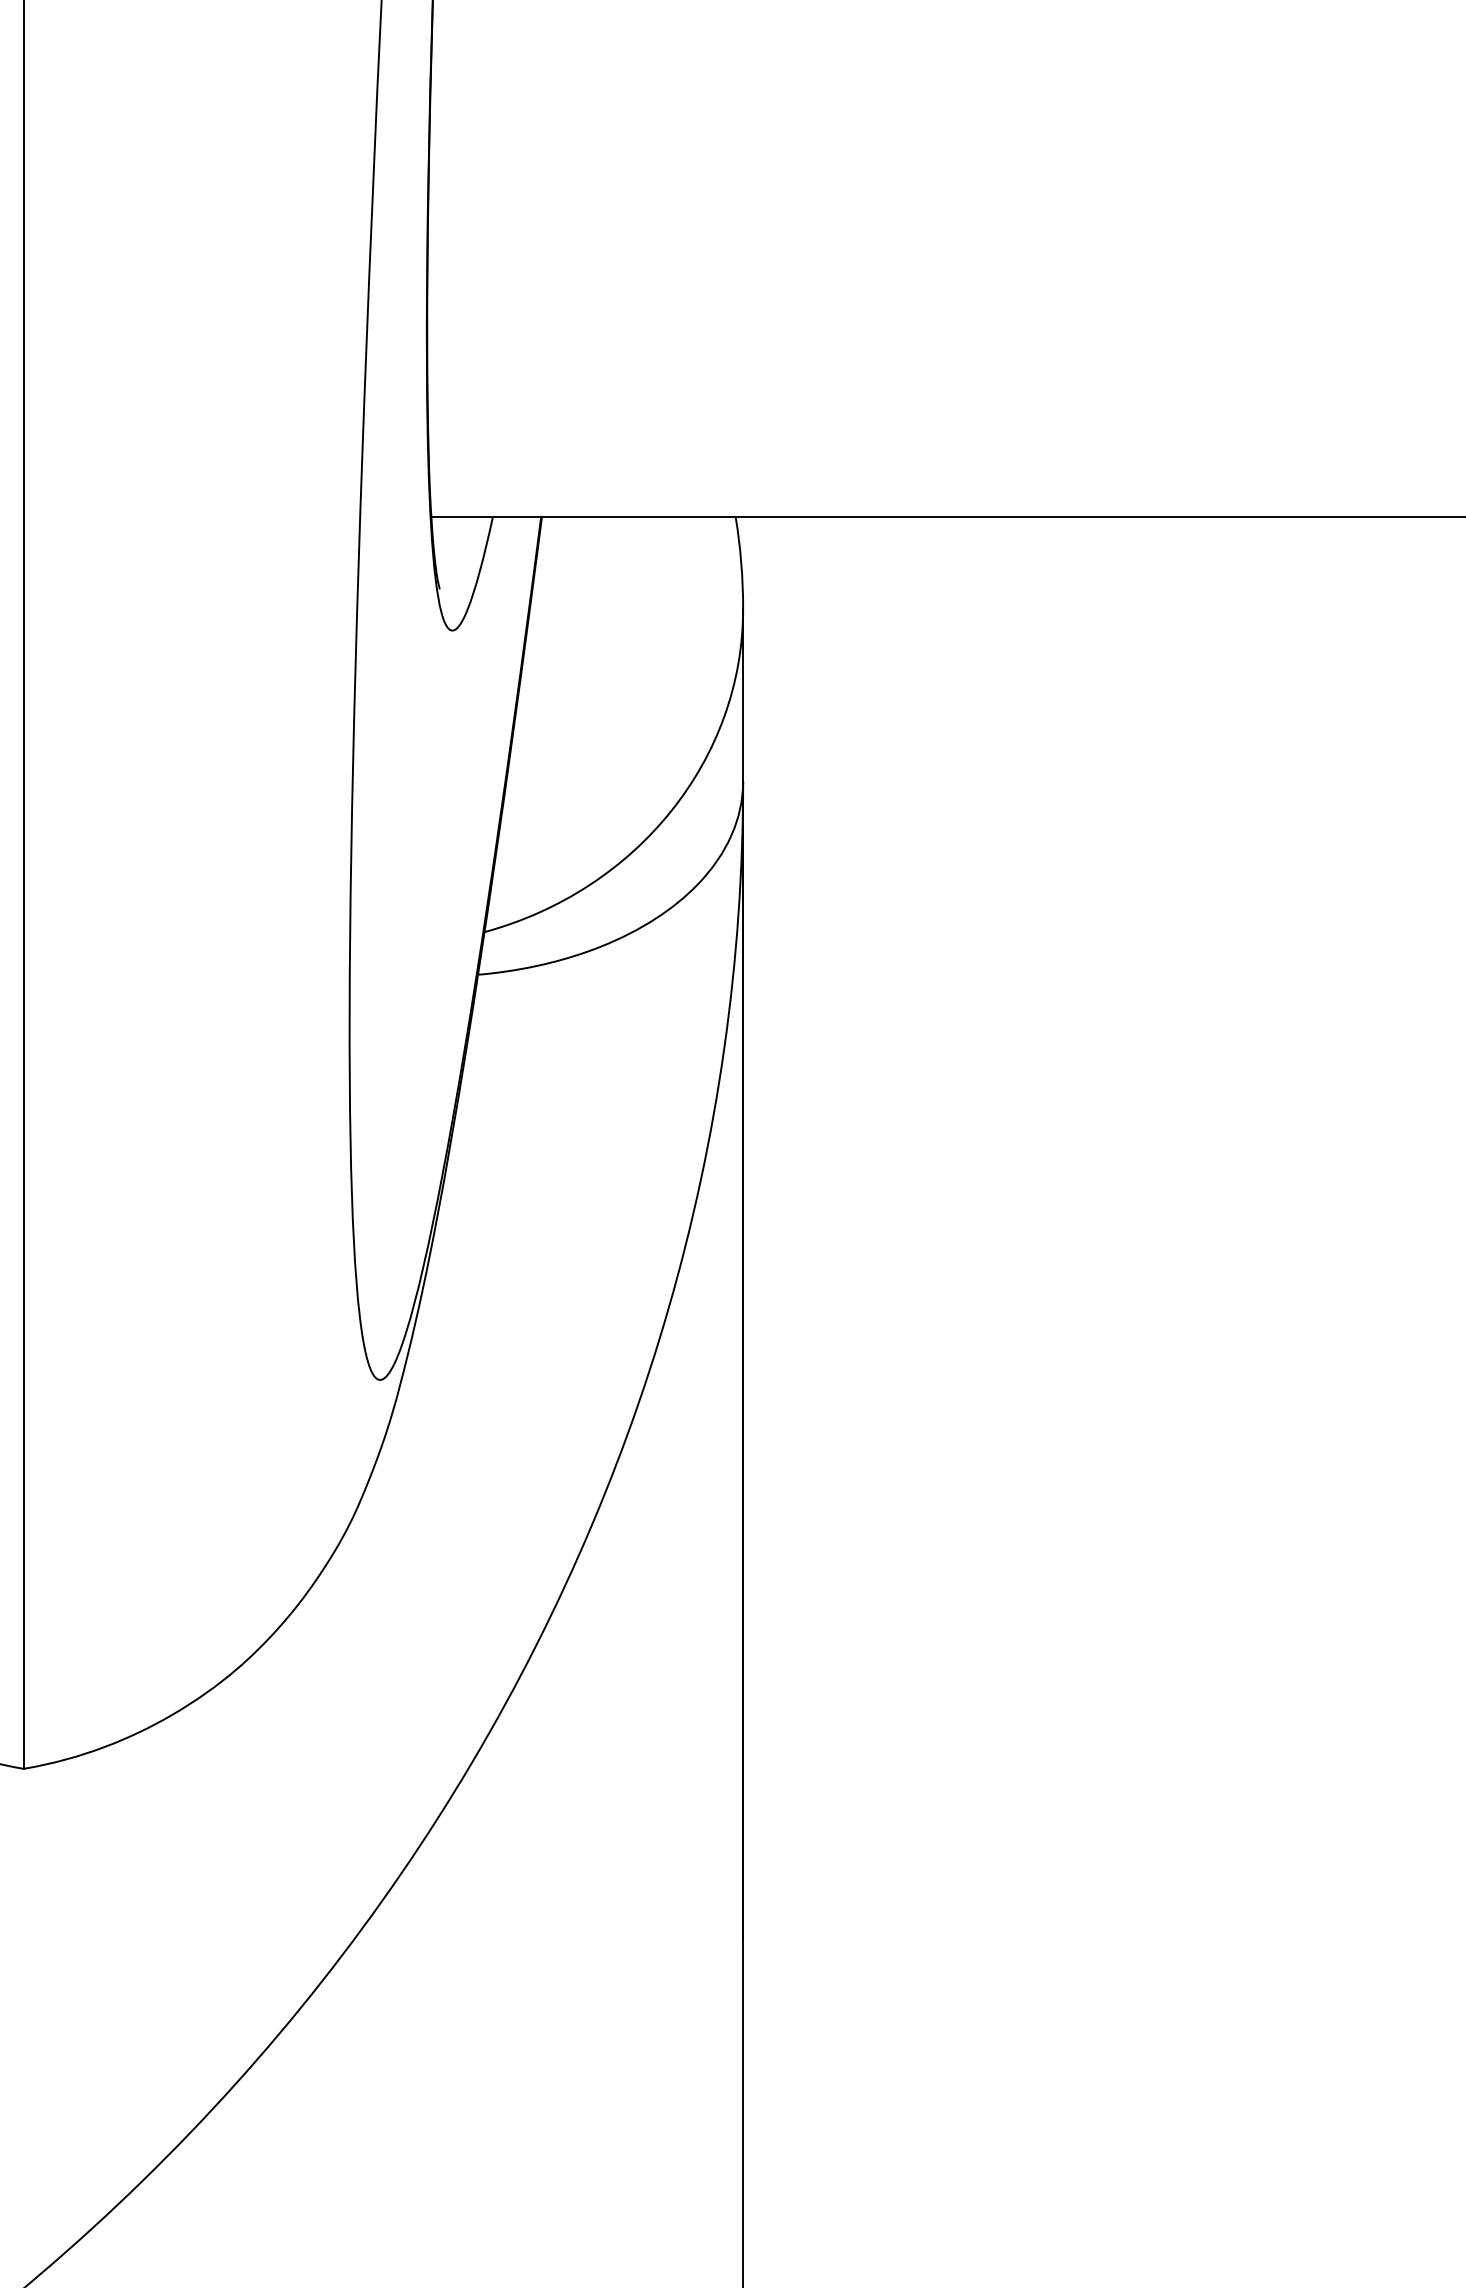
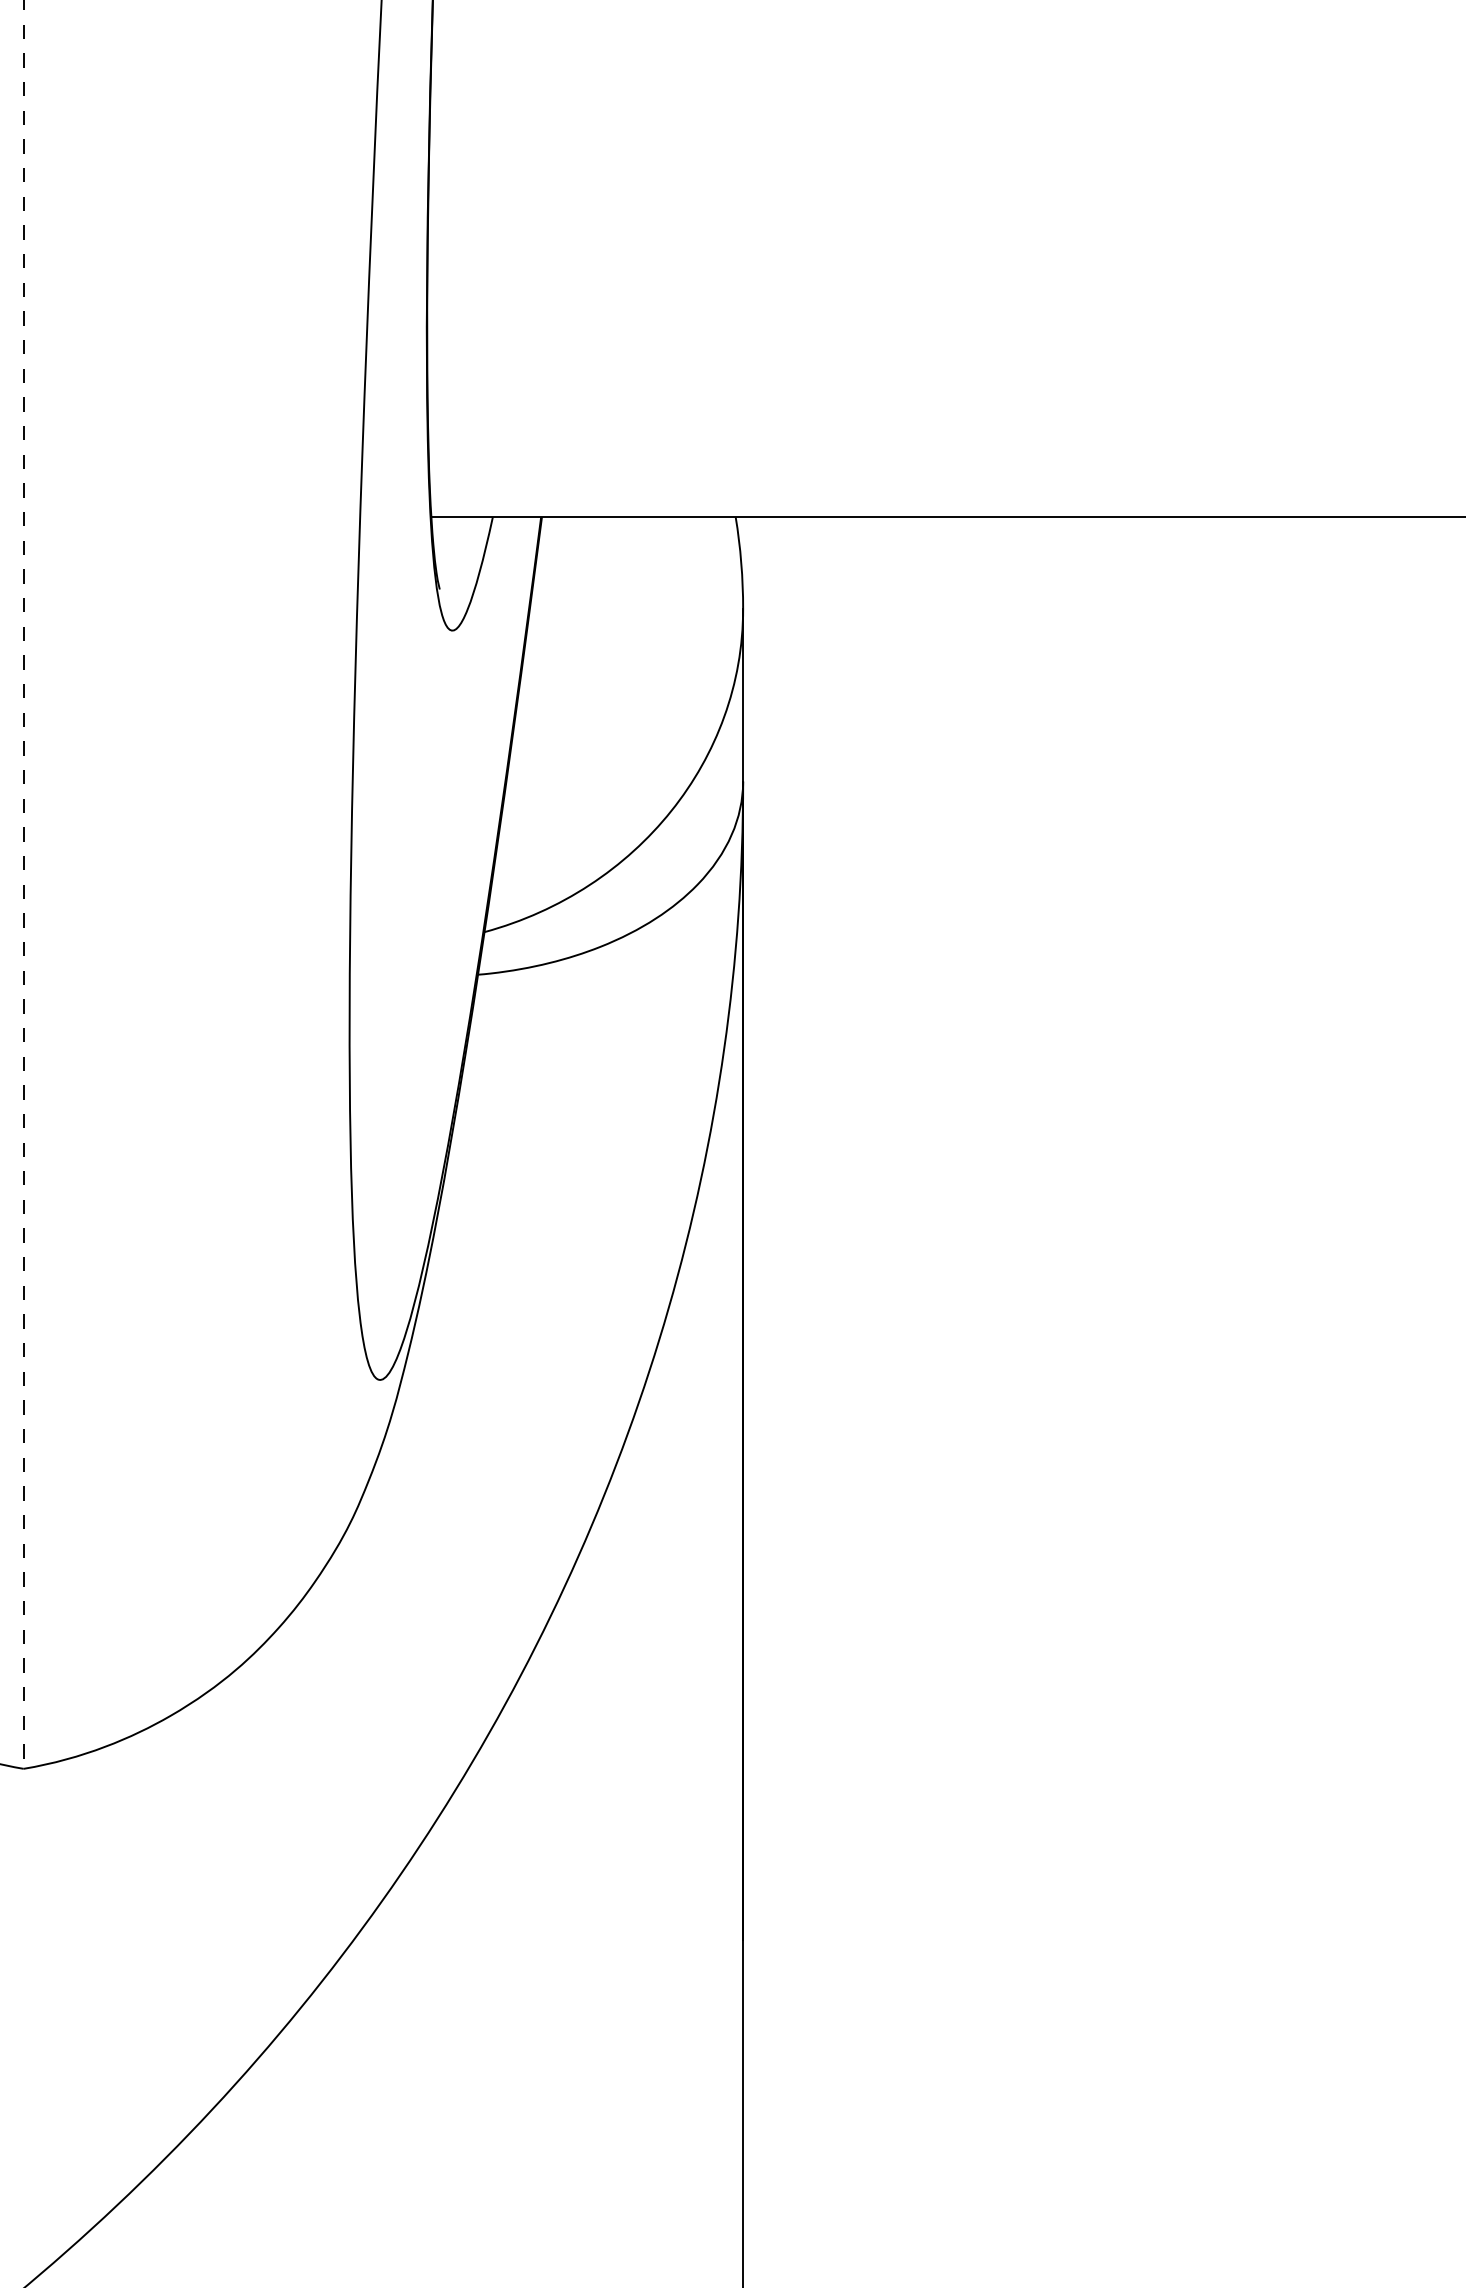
line: solid -> dashed (23, 885)
